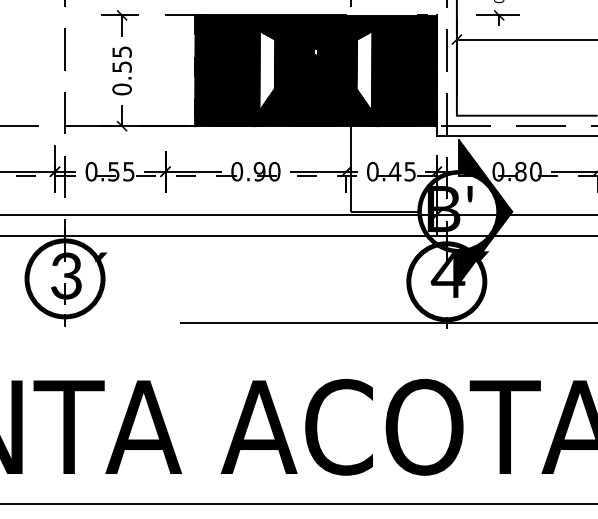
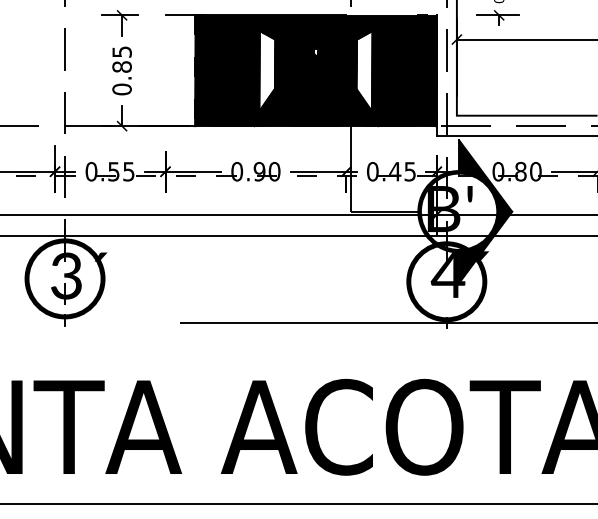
text: 0.55 -> 0.85 (121, 66)
